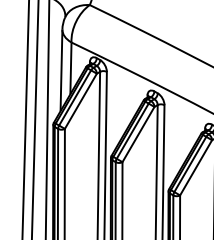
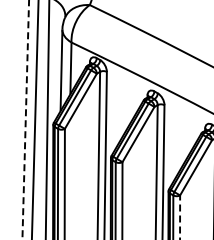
line: solid -> dashed (25, 119)
line: solid -> dashed (180, 217)
